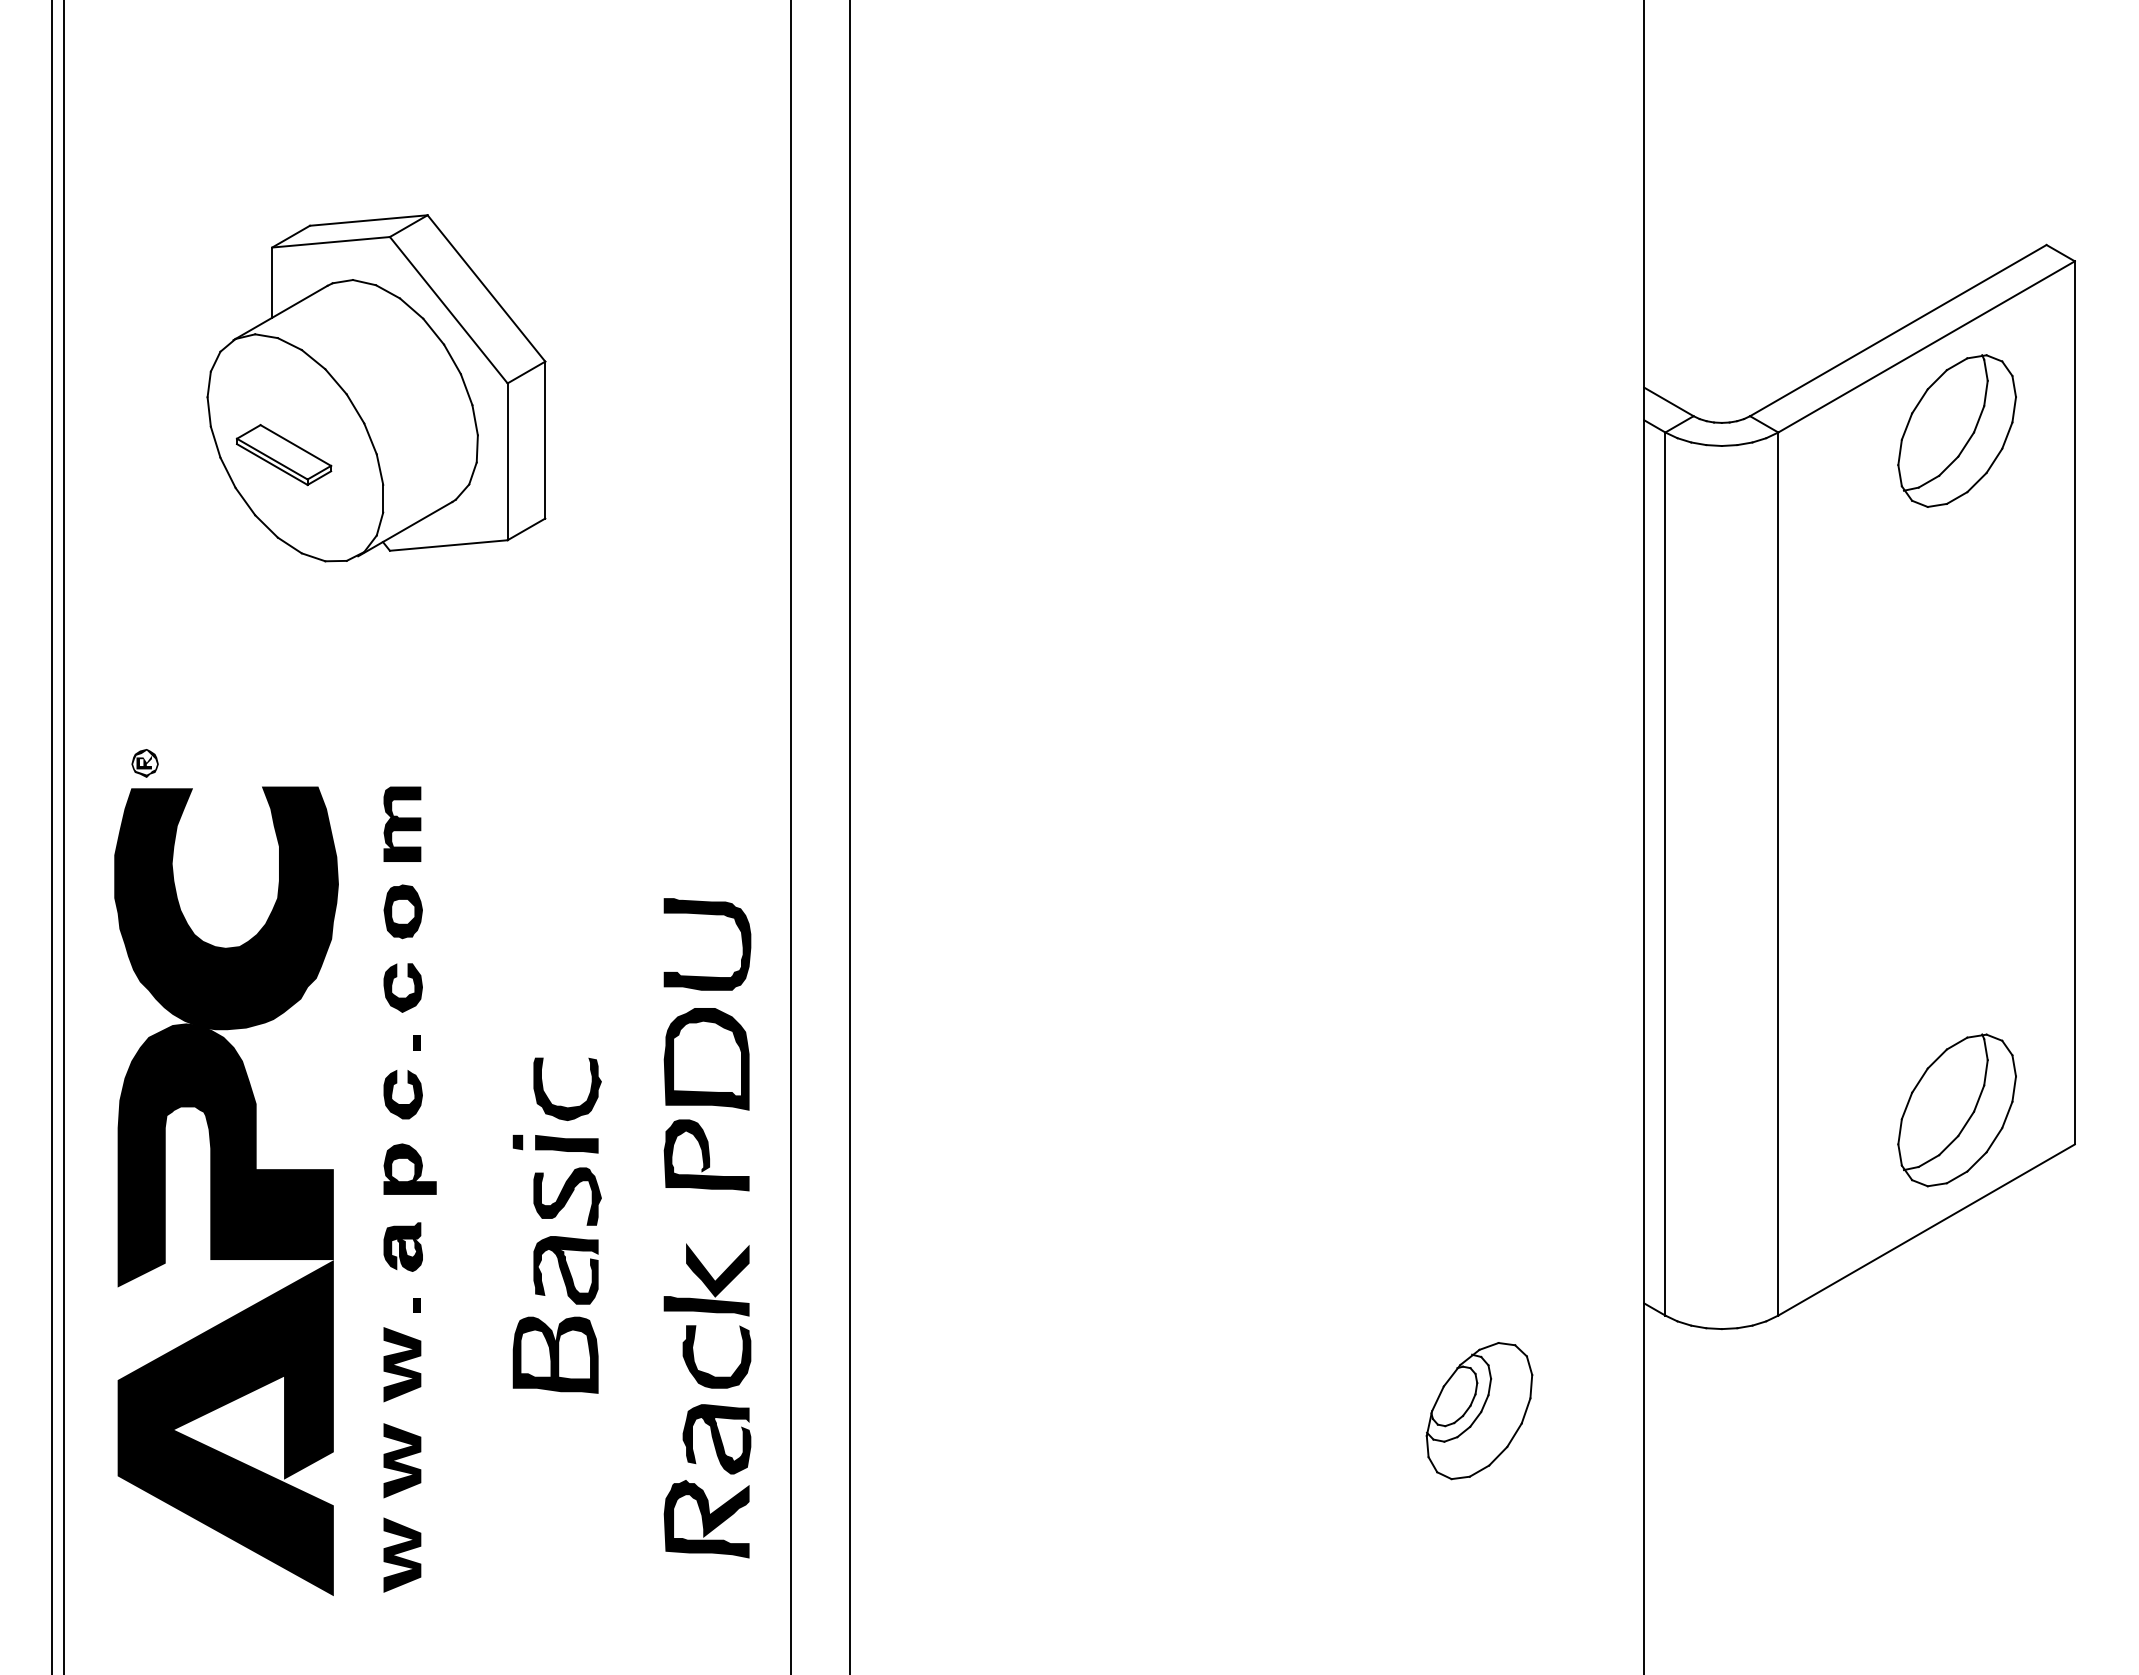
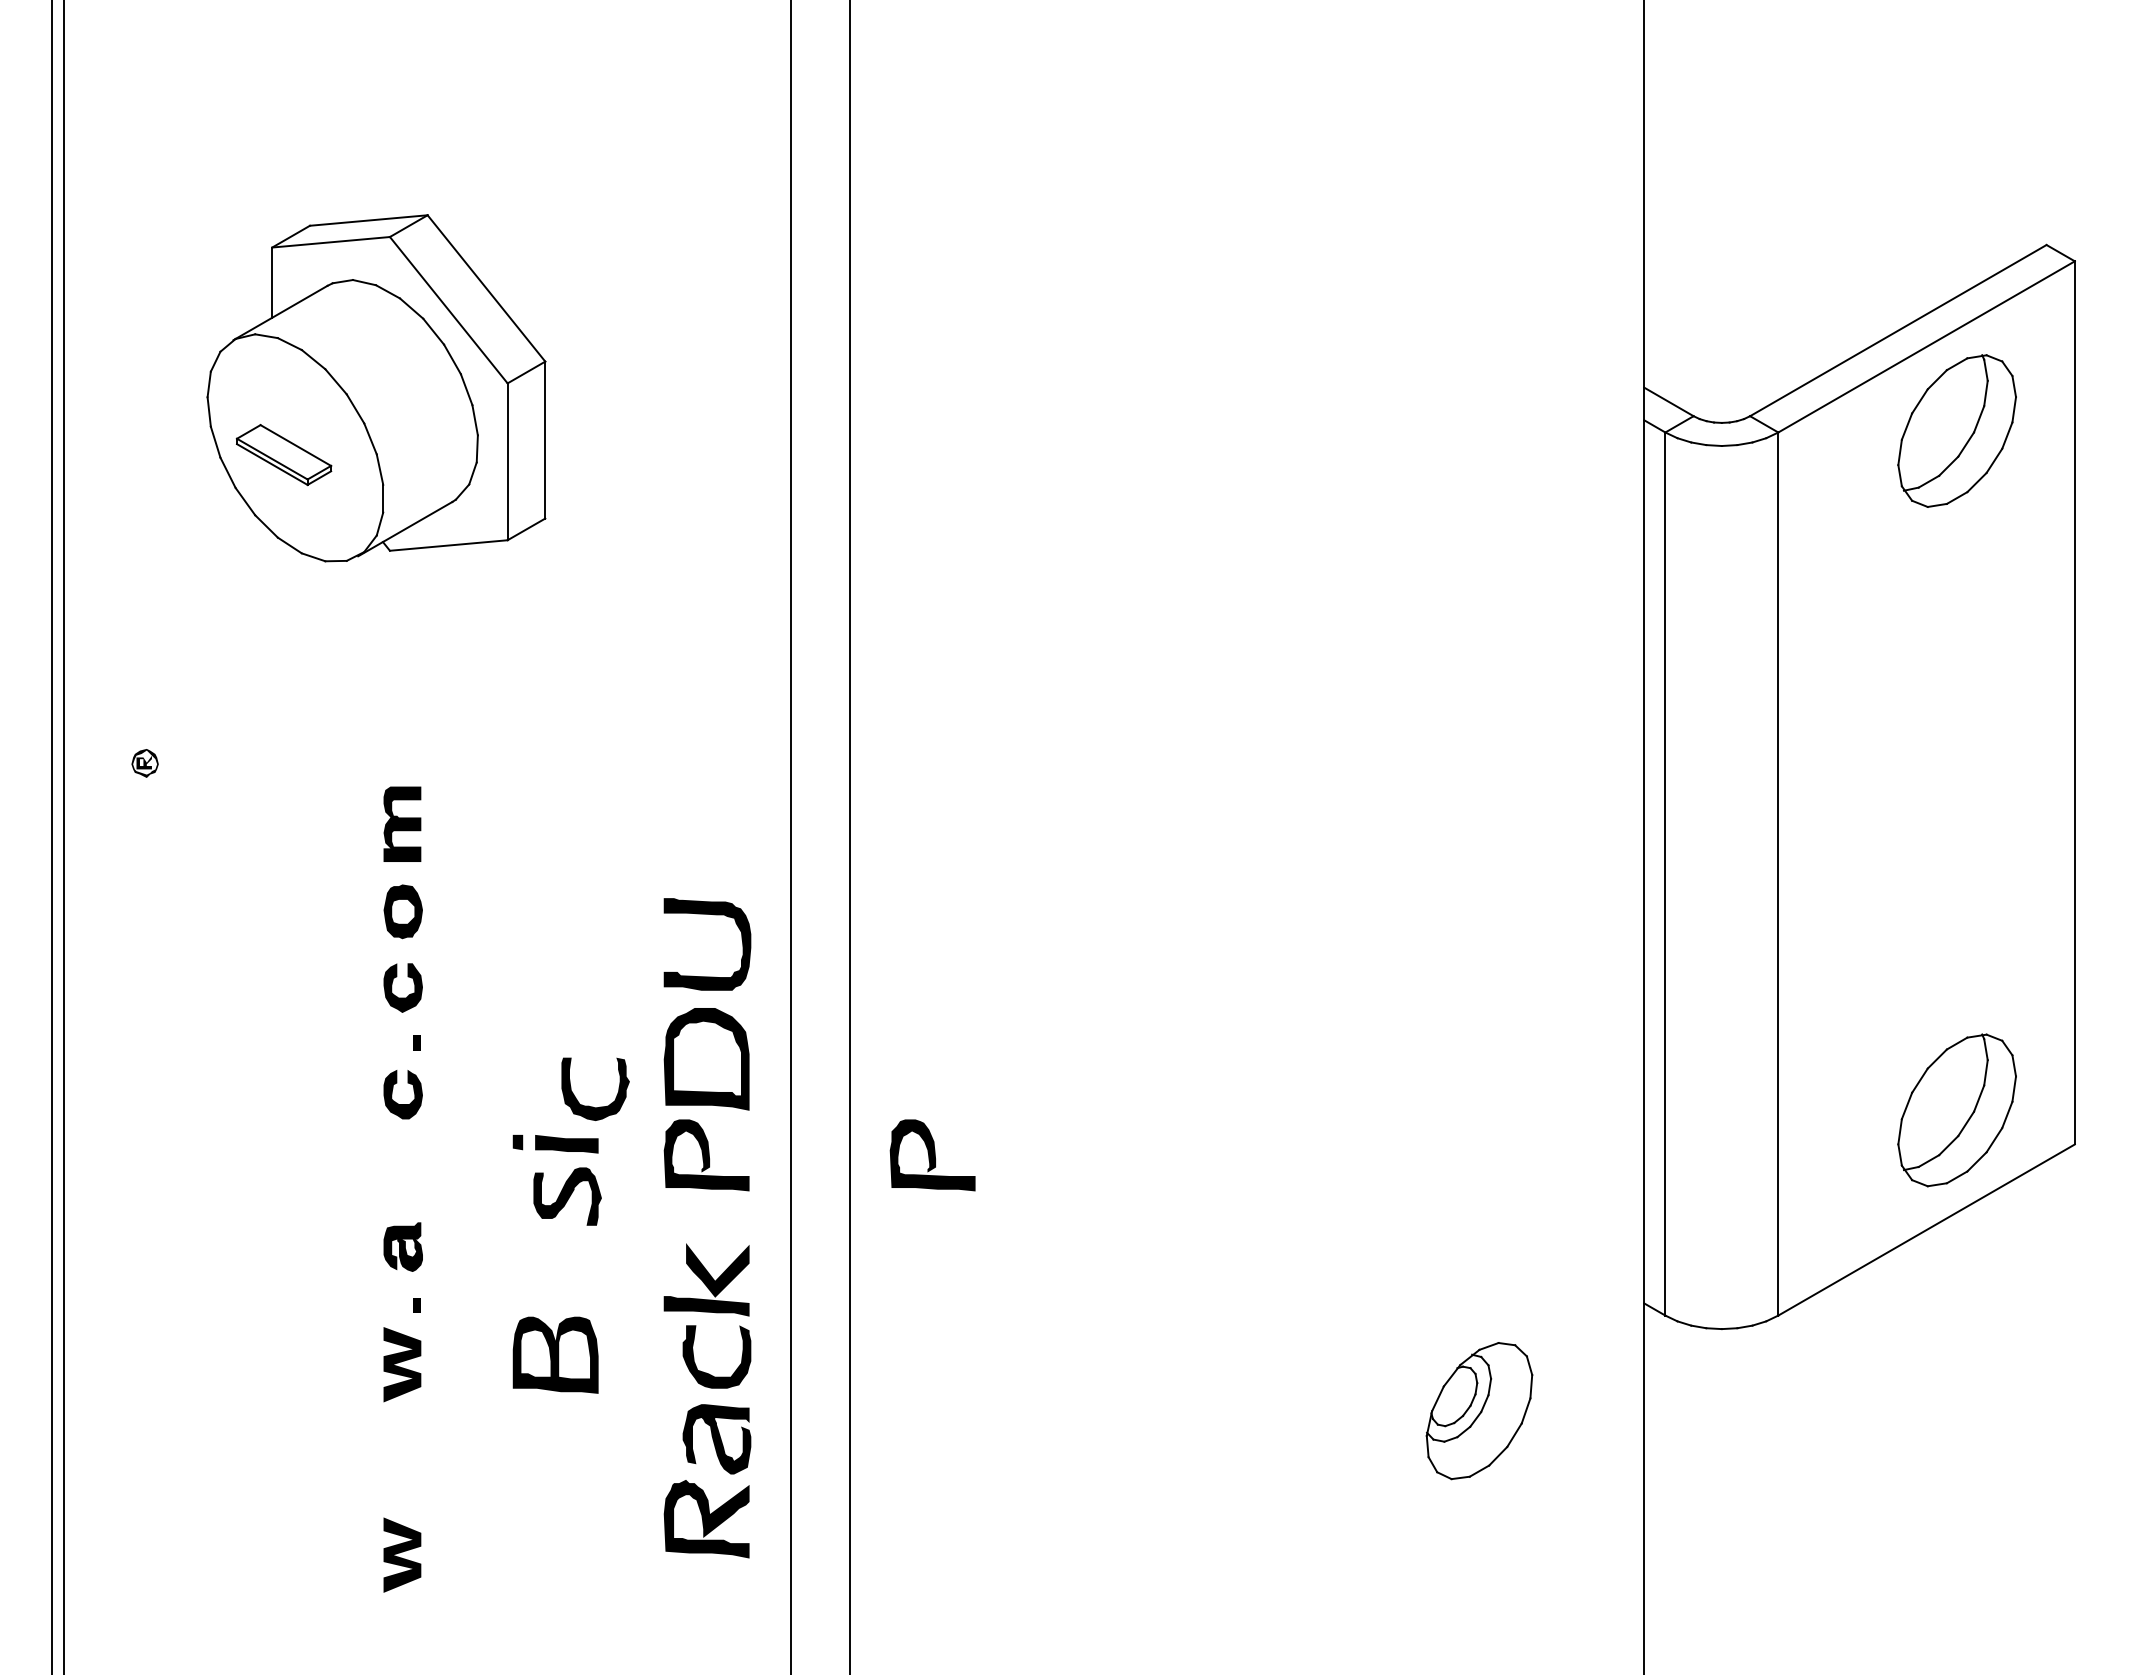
part position: (561, 1105) -> (589, 1105) (589, 1105)
part: none -> present (932, 1155)
part: present -> none (409, 1168)
part: present -> none (226, 1190)
fill: present -> none (565, 1270)
fill: present -> none (402, 1460)
